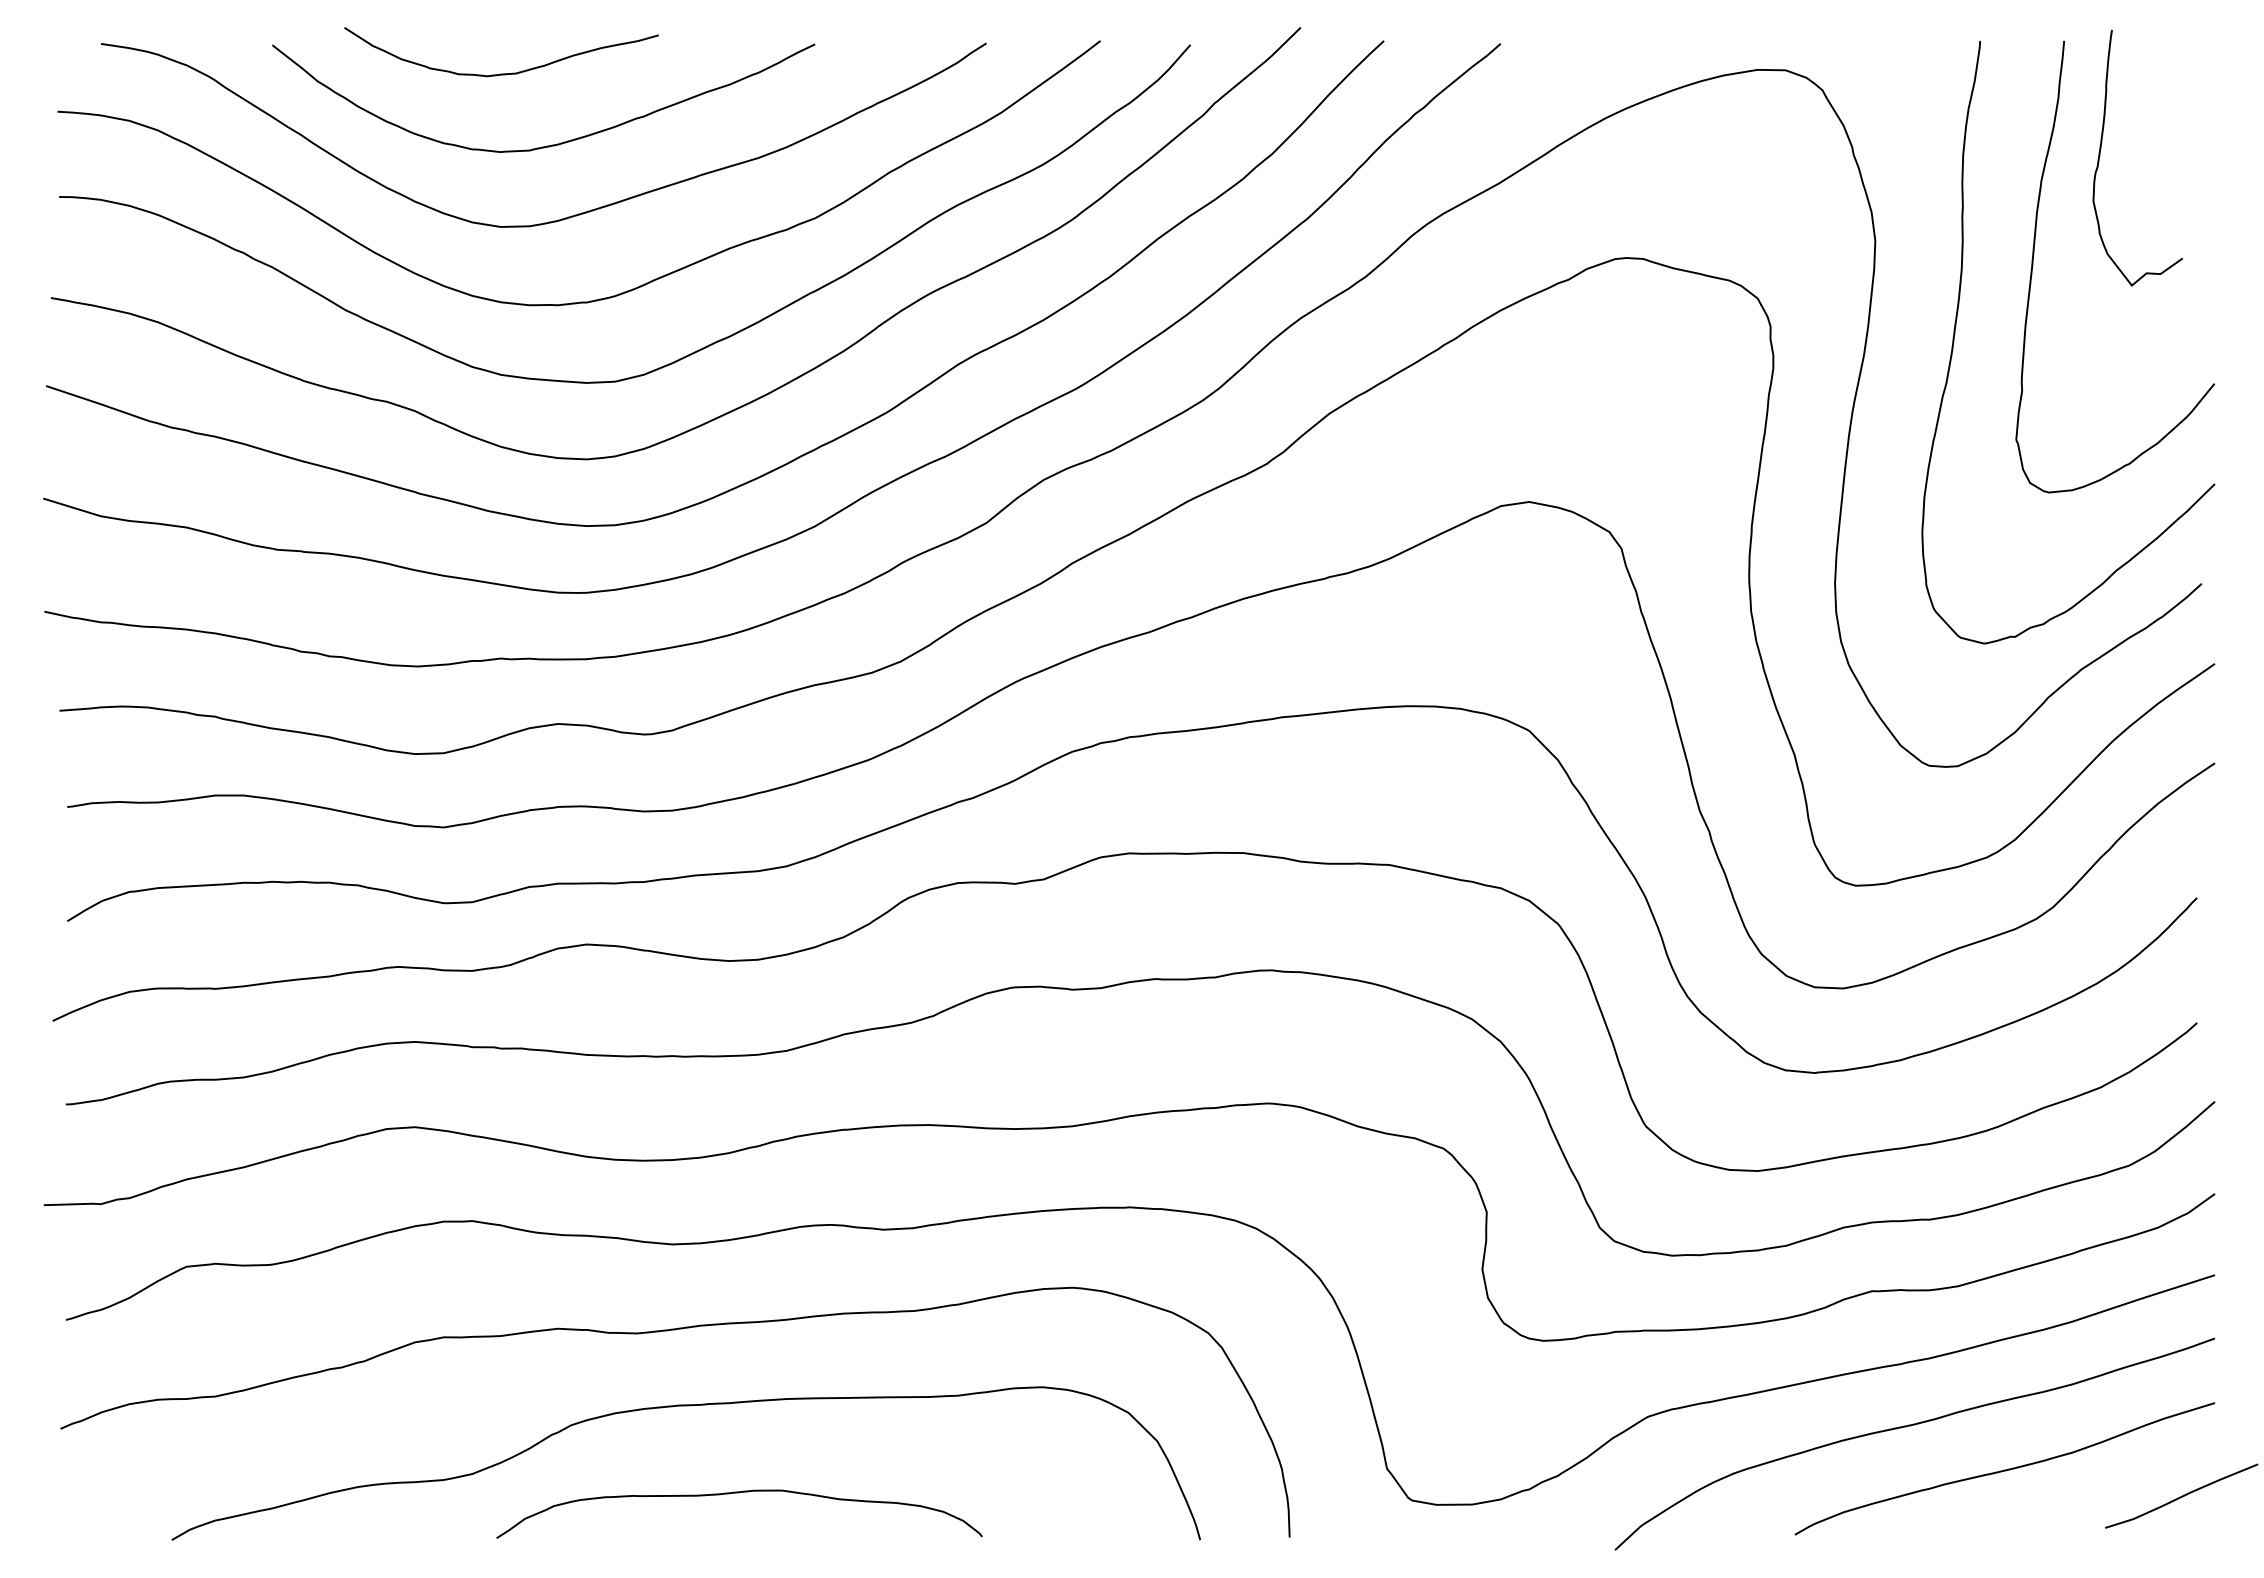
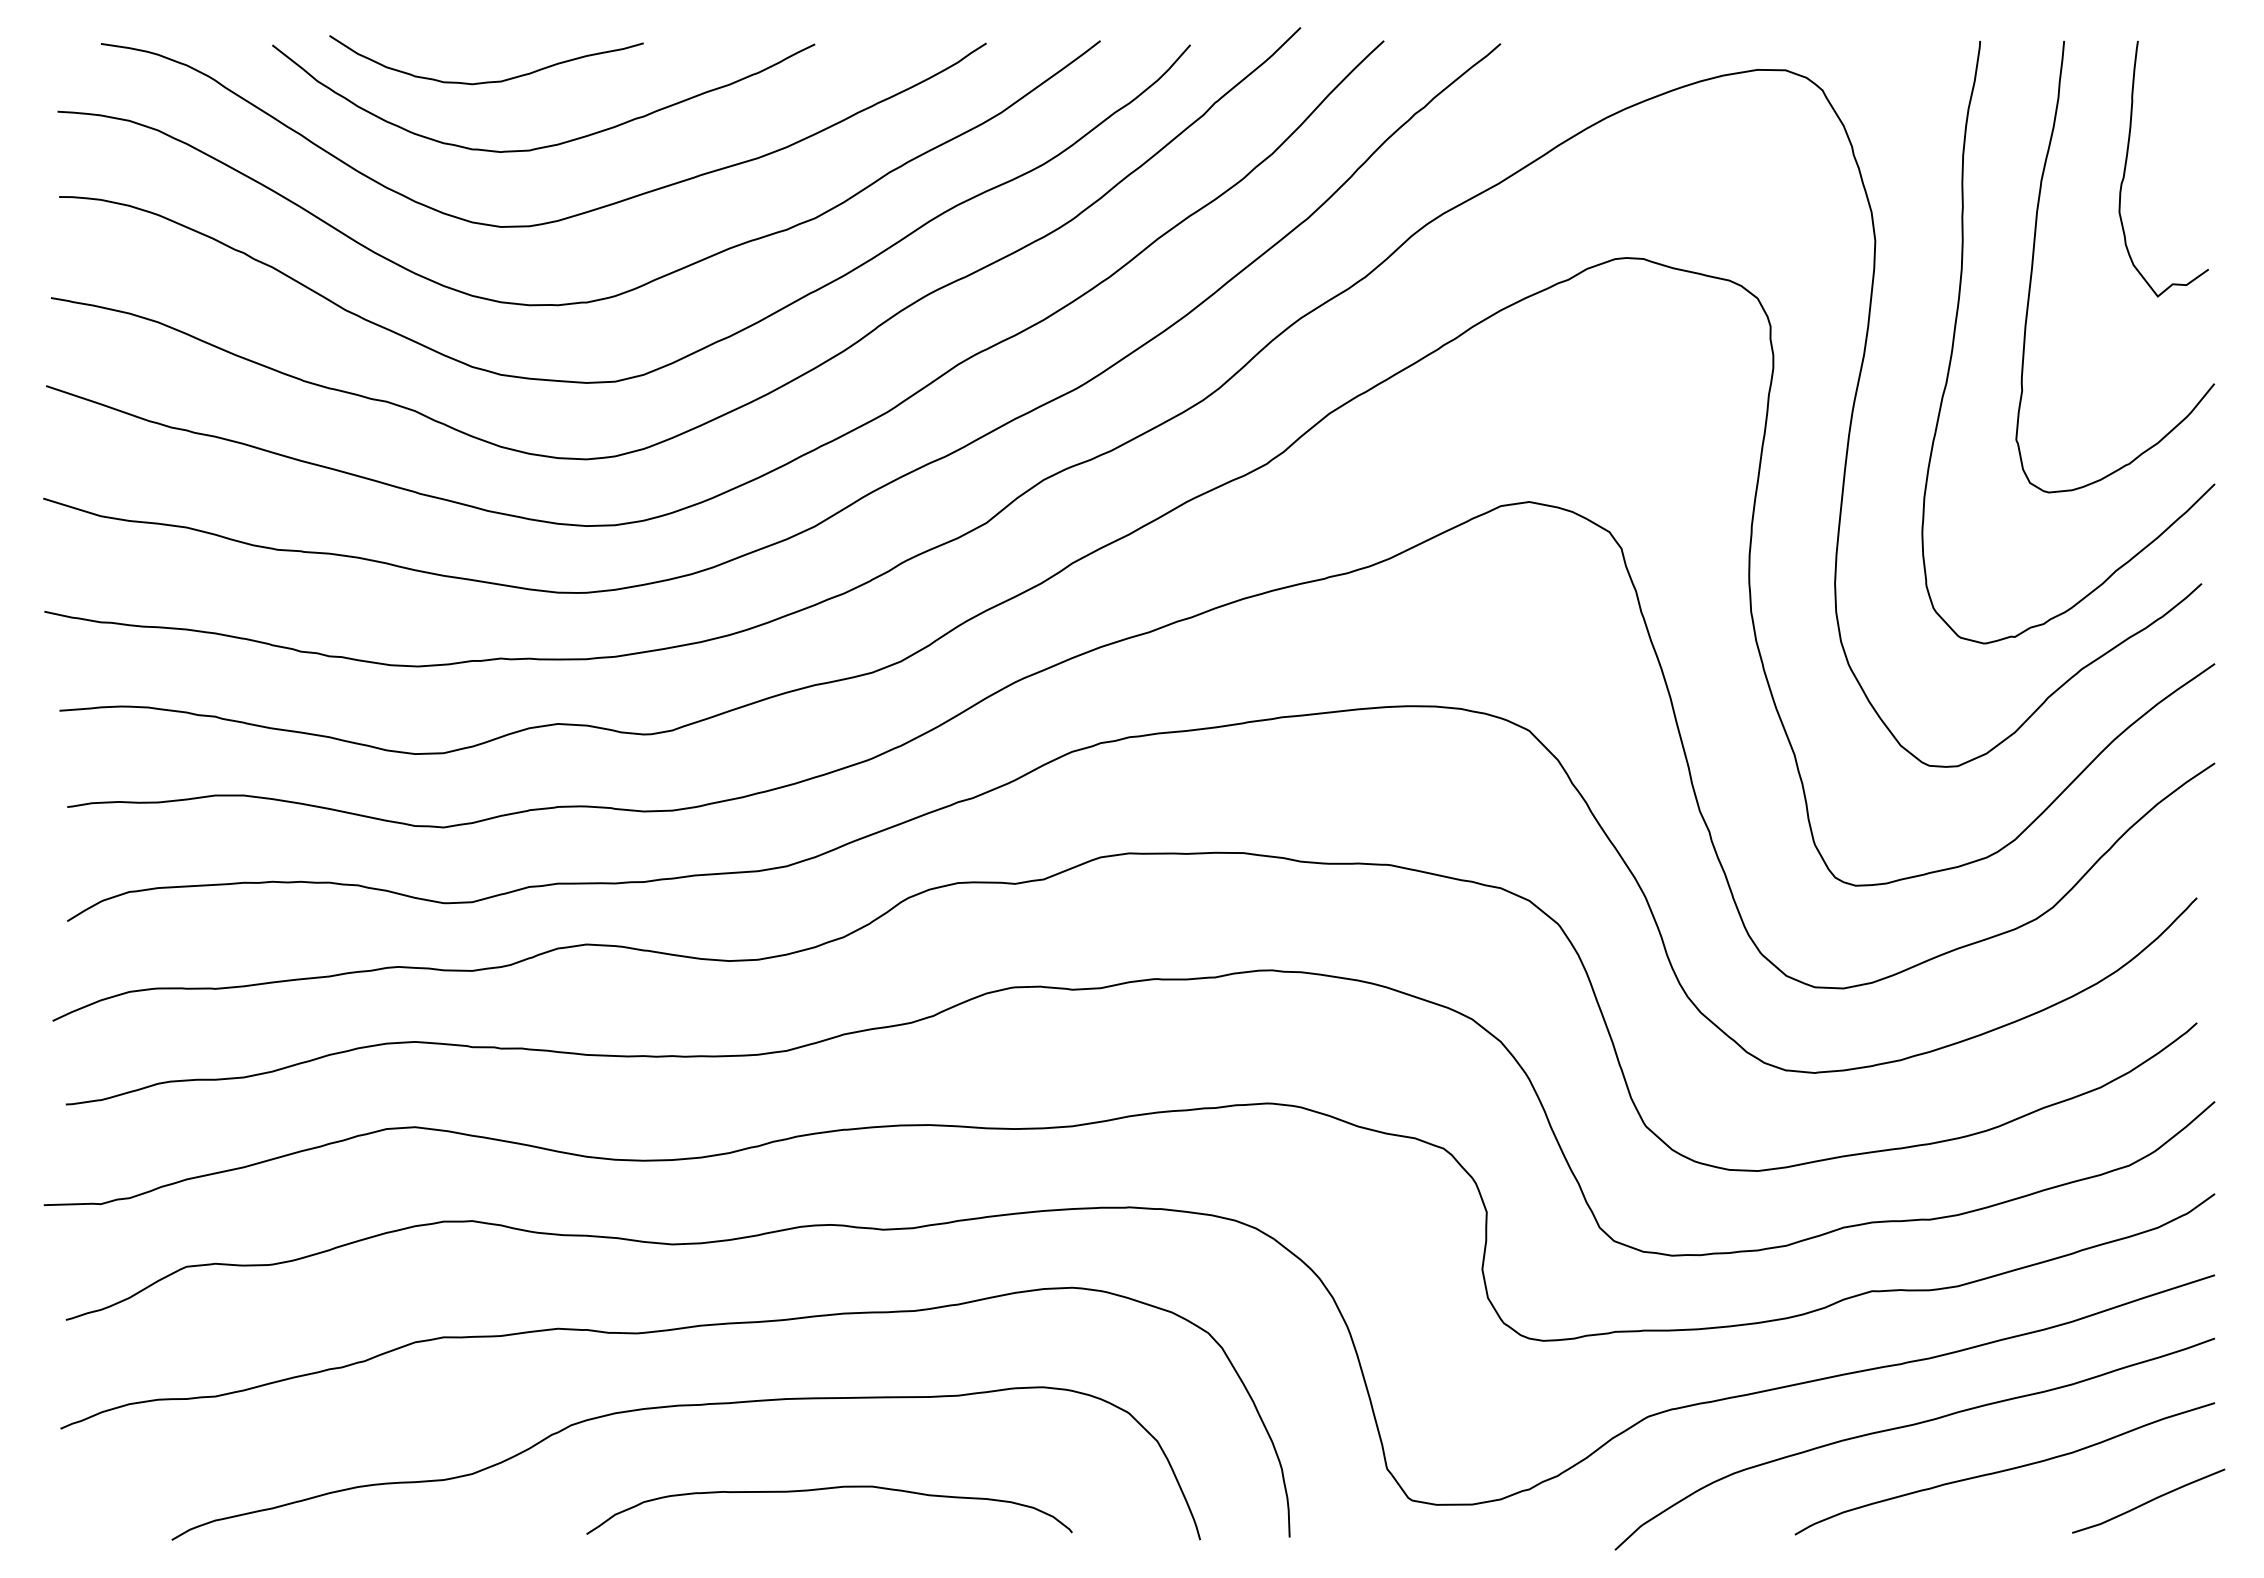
curve position: (501, 73) -> (486, 81) (486, 81)
curve position: (2101, 149) -> (2127, 160) (2127, 160)
curve position: (739, 1493) -> (829, 1489) (829, 1489)
curve position: (2181, 1495) -> (2148, 1500) (2148, 1500)
